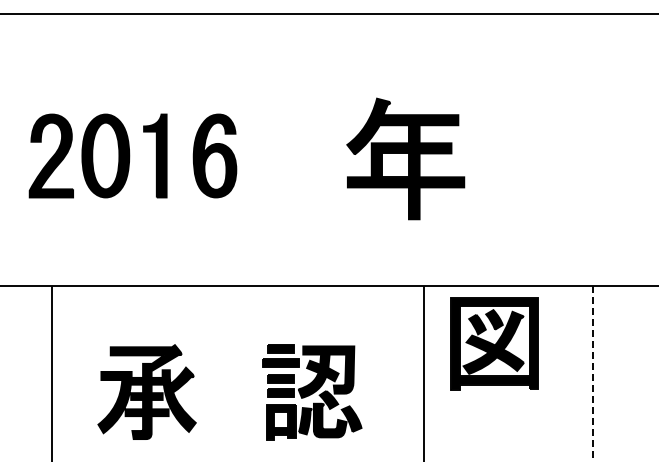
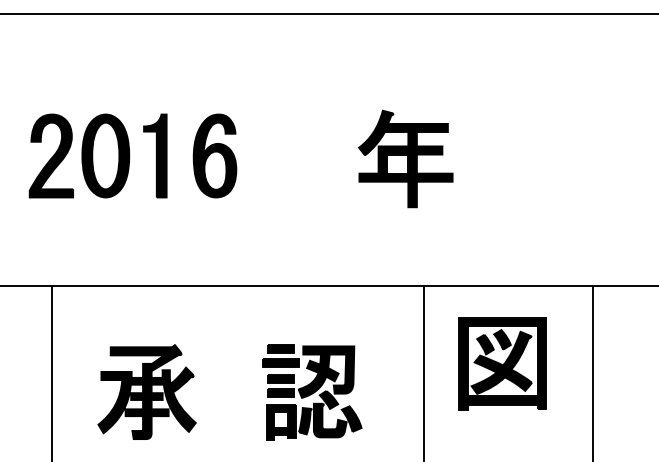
part size: 120x124 px -> 96x100 px (405, 158)
part position: (494, 343) -> (502, 363) (502, 363)
line: dashed -> solid (592, 373)
